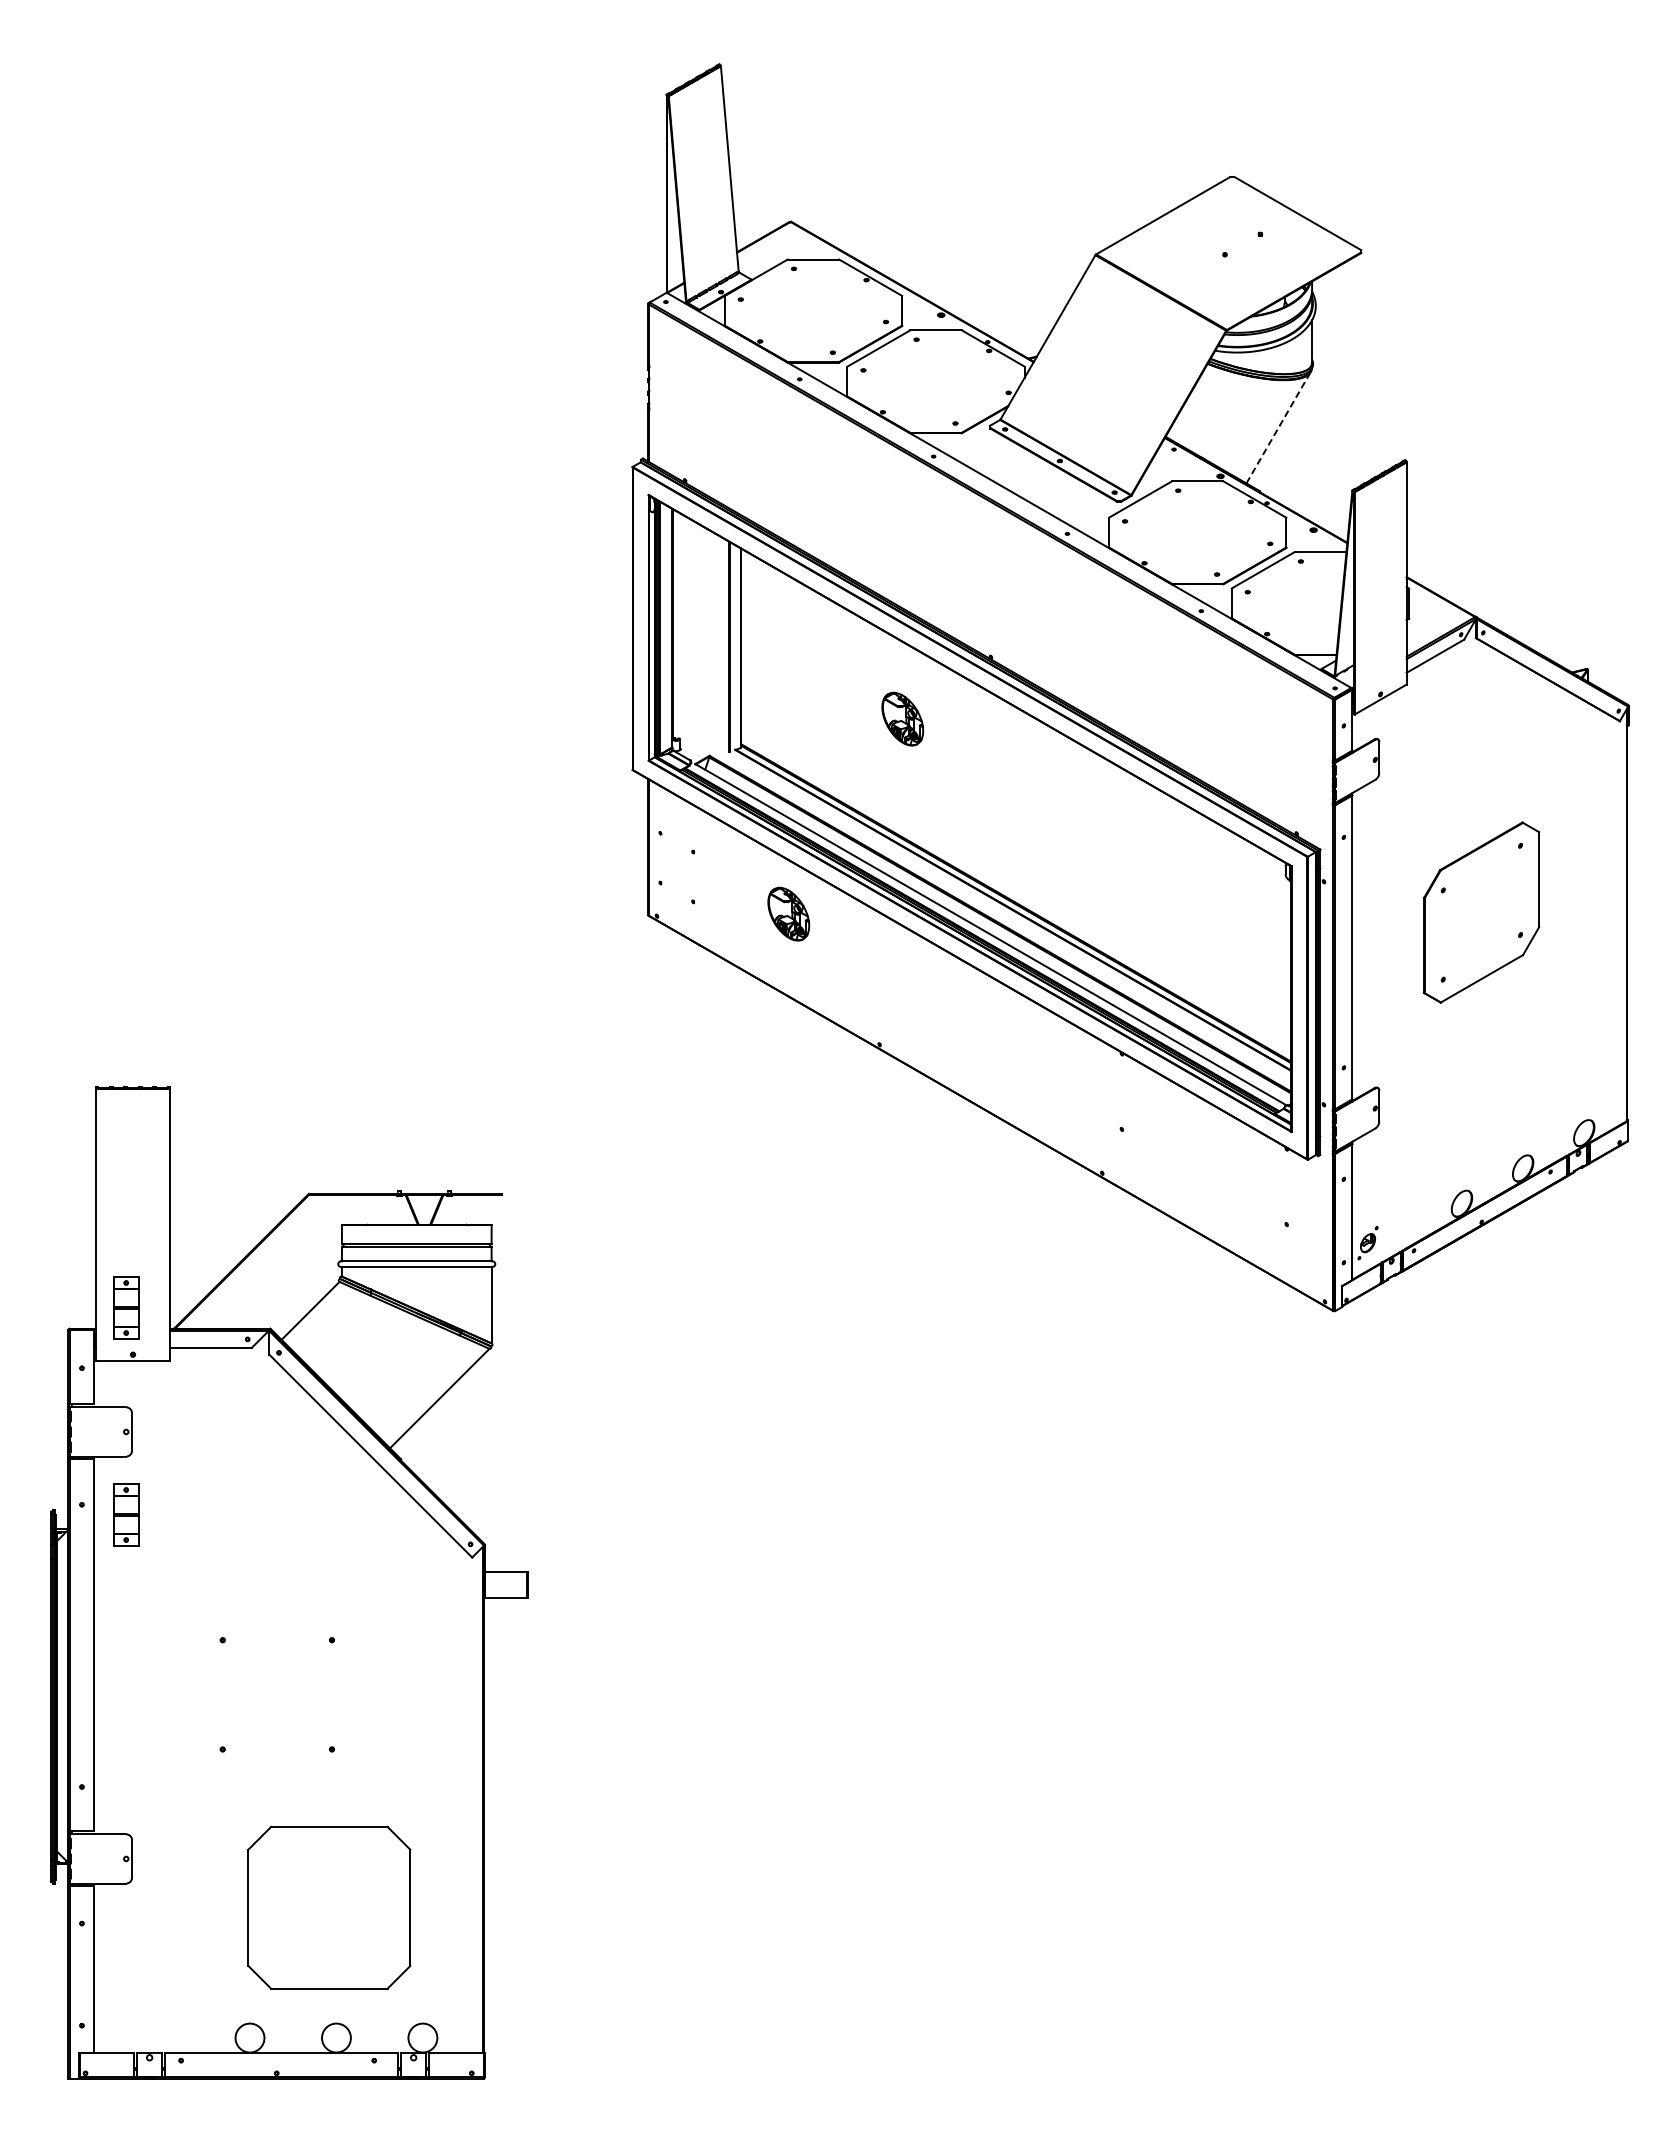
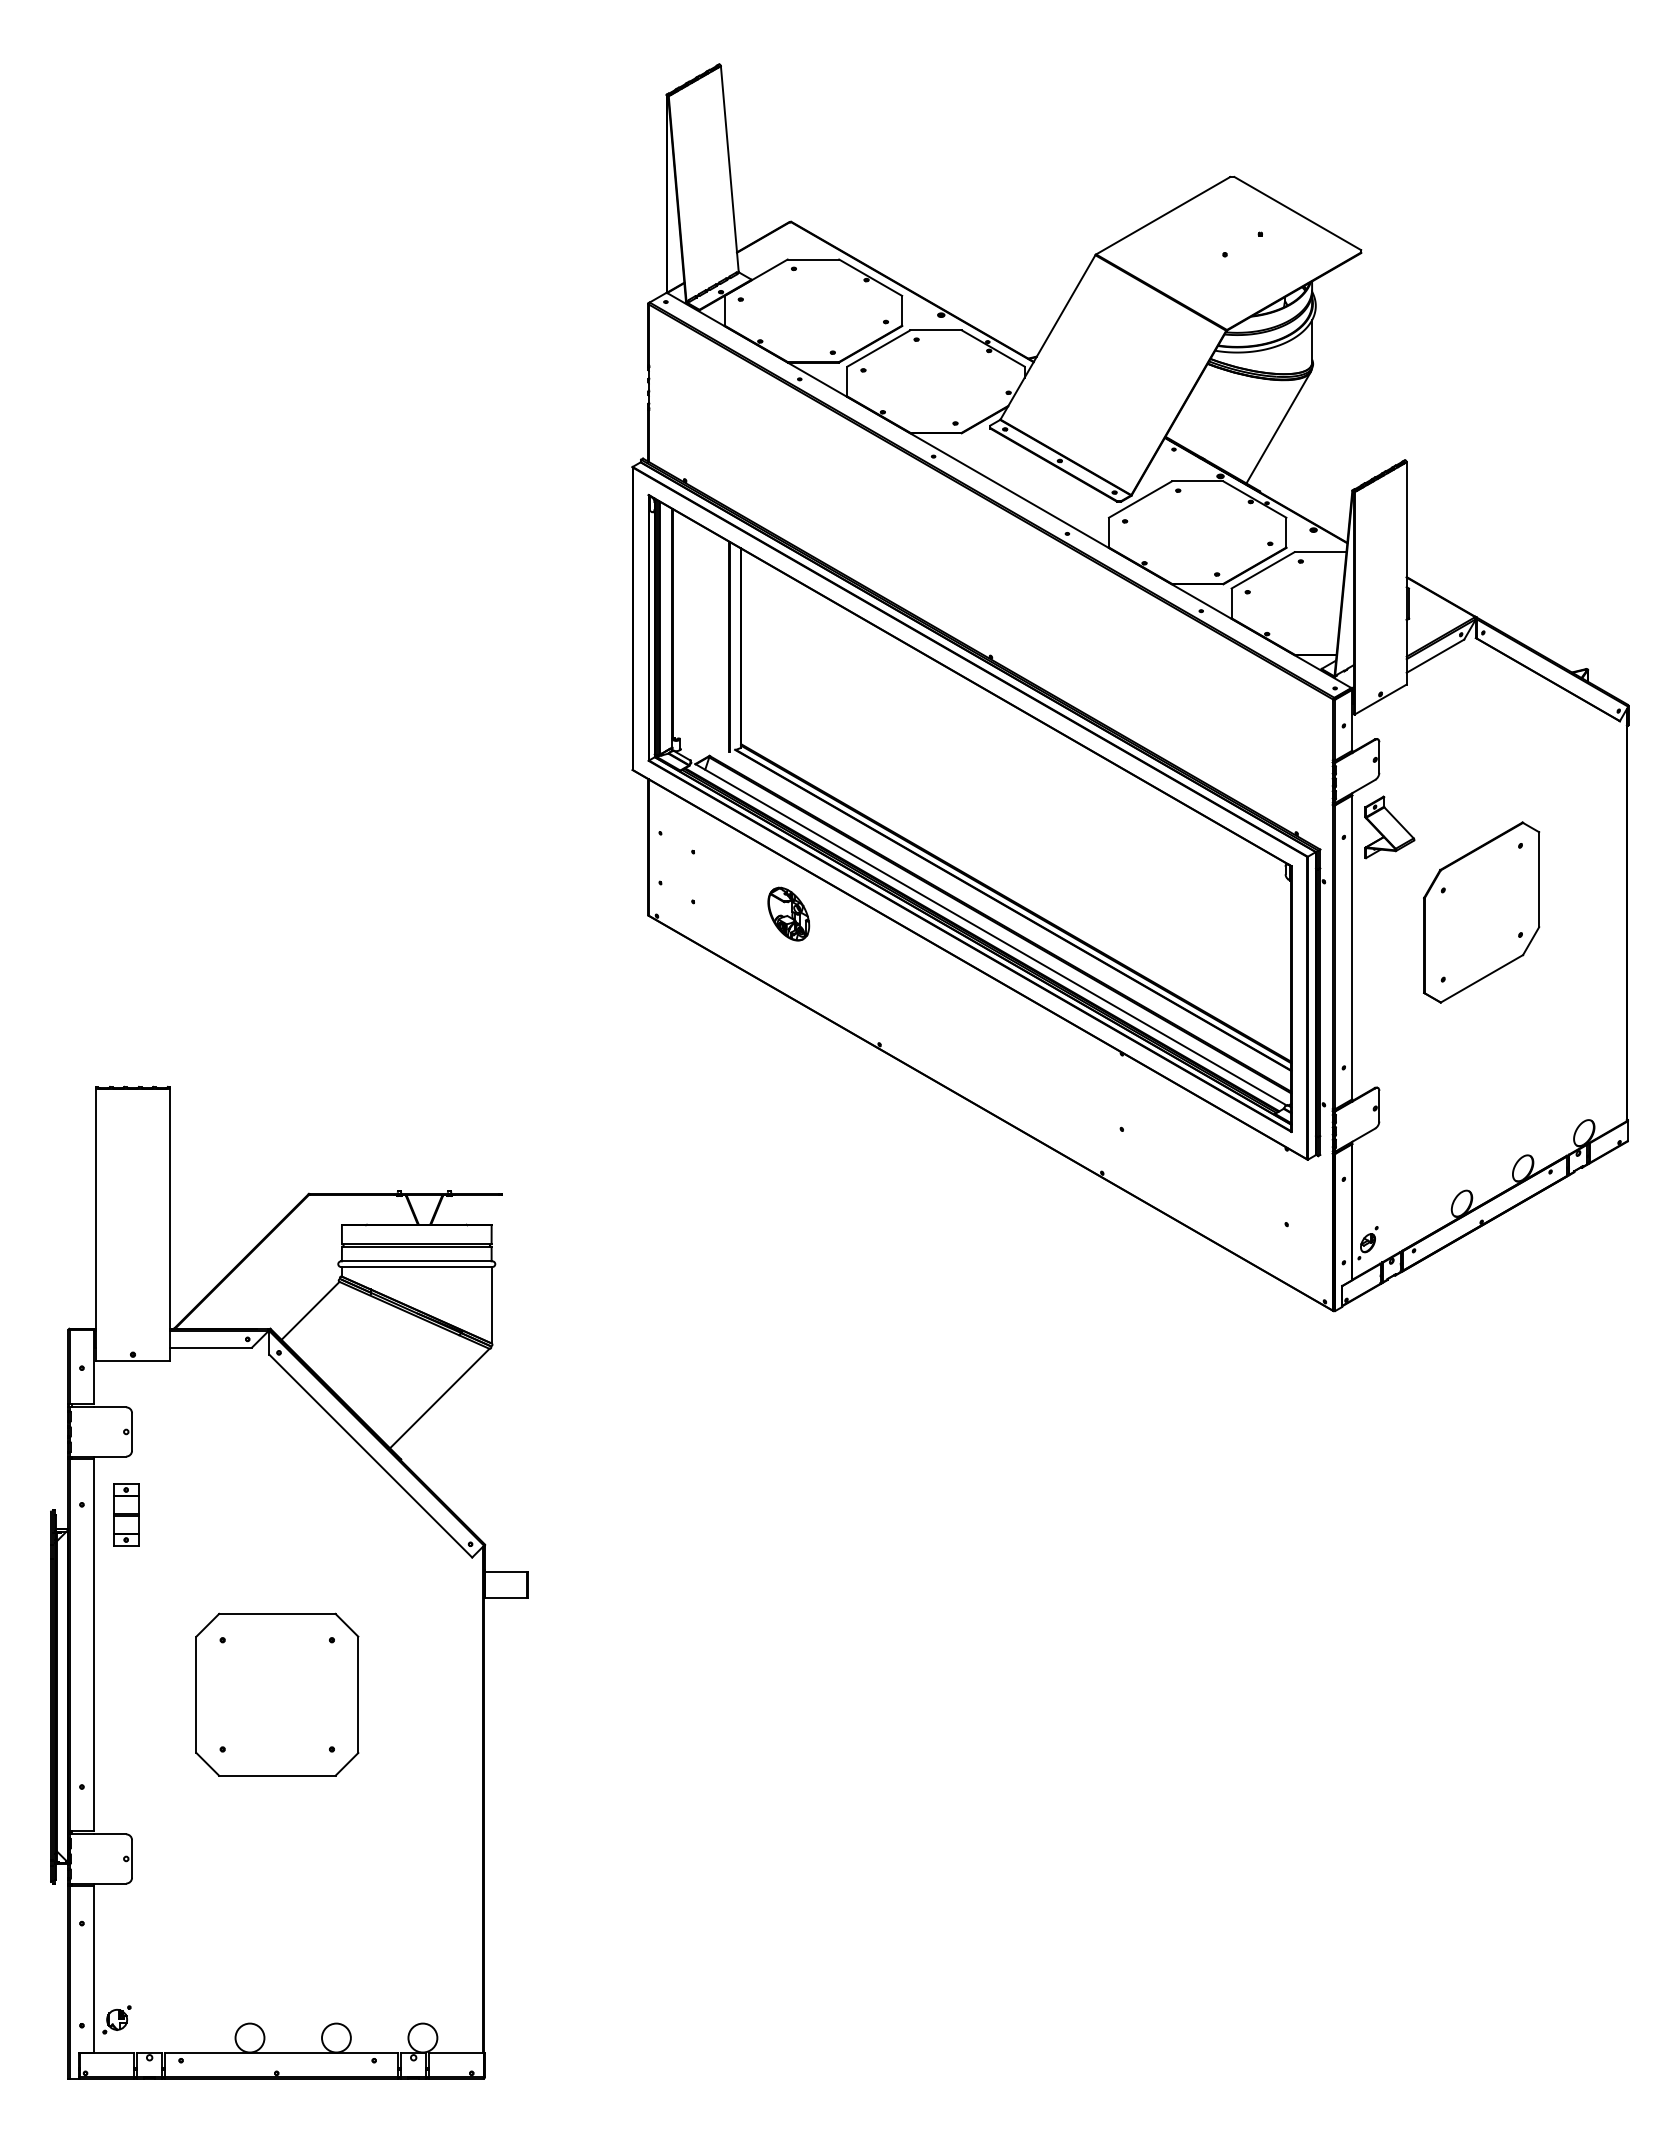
line: dashed -> solid (1278, 427)
part: present -> none (902, 718)
part: none -> present (1389, 827)
part: present -> none (126, 1307)
part position: (329, 1907) -> (277, 1694) (277, 1694)
part: none -> present (116, 2019)
